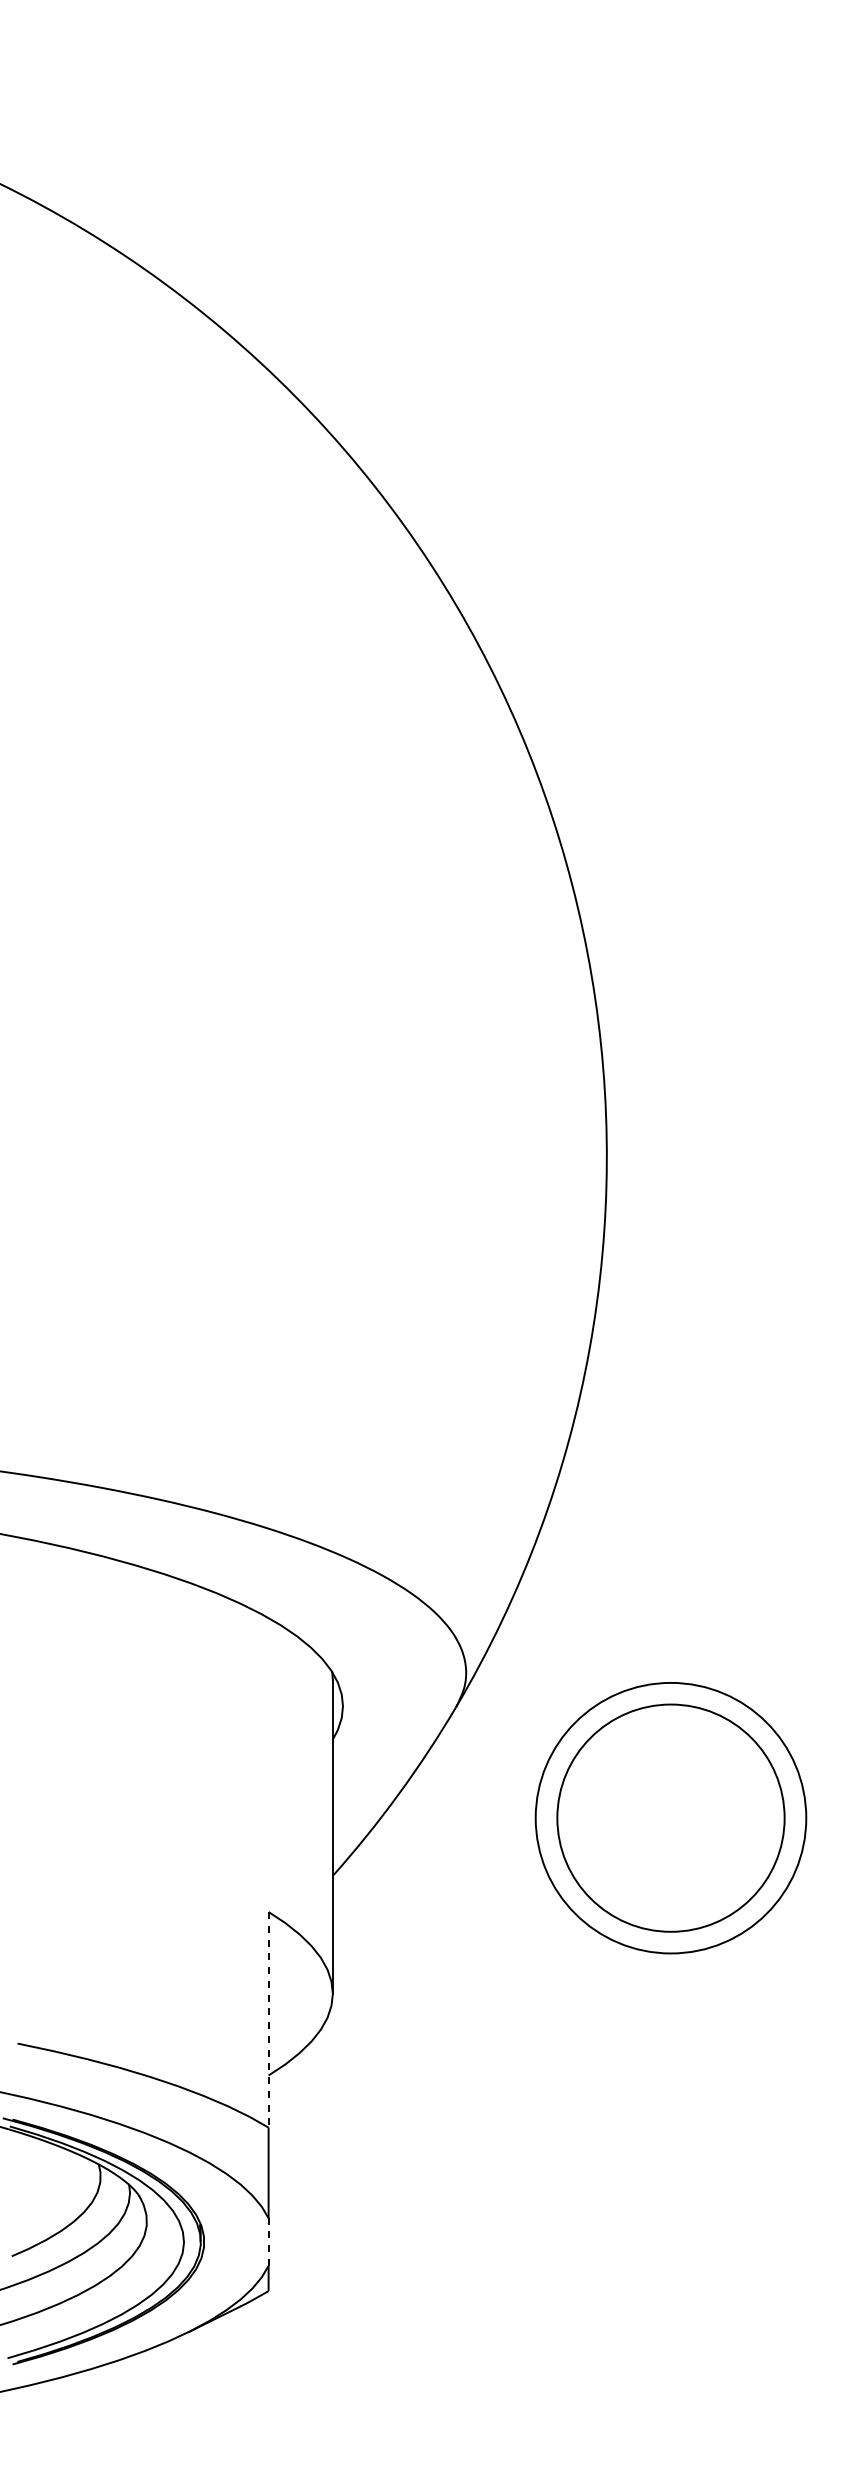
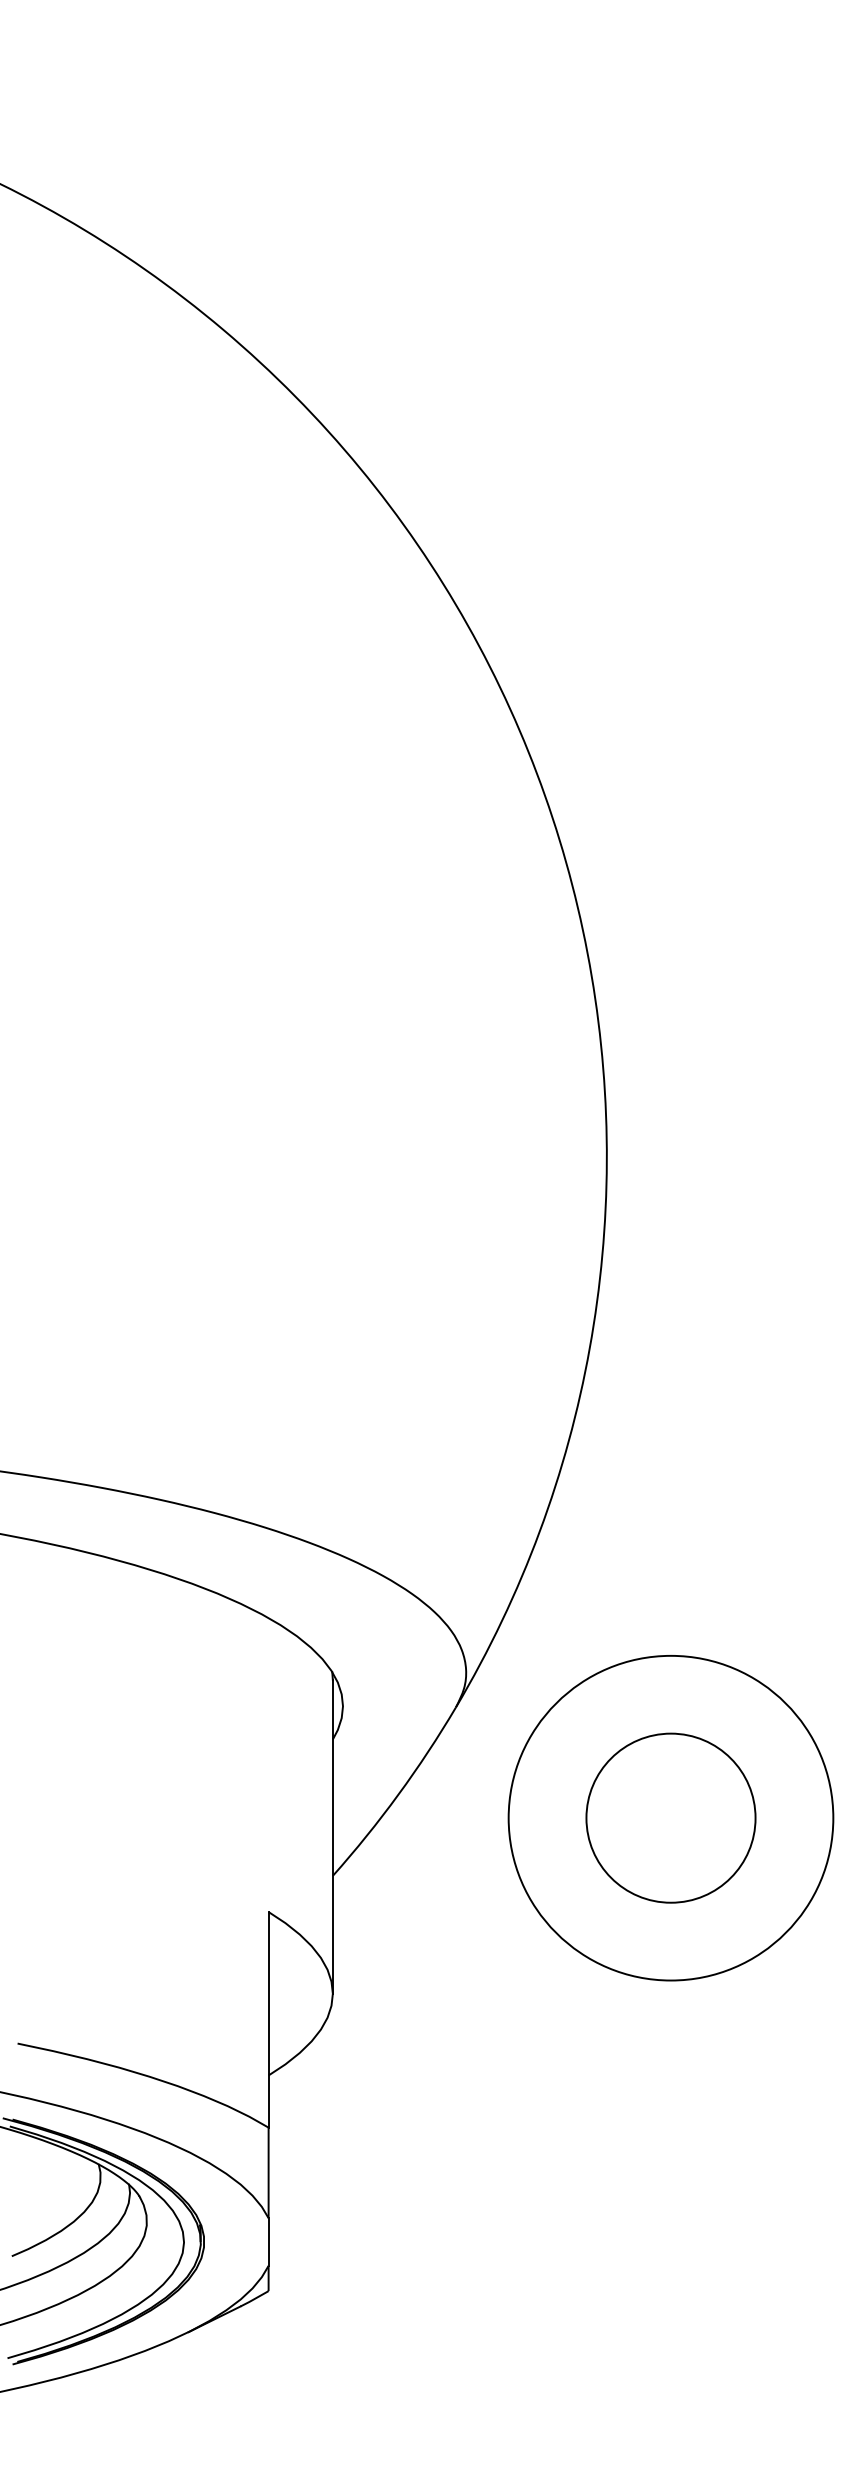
circle diameter: 227 px -> 325 px (670, 1817)
circle diameter: 271 px -> 169 px (670, 1817)
line: dashed -> solid (268, 2019)
line: dashed -> solid (268, 2242)
